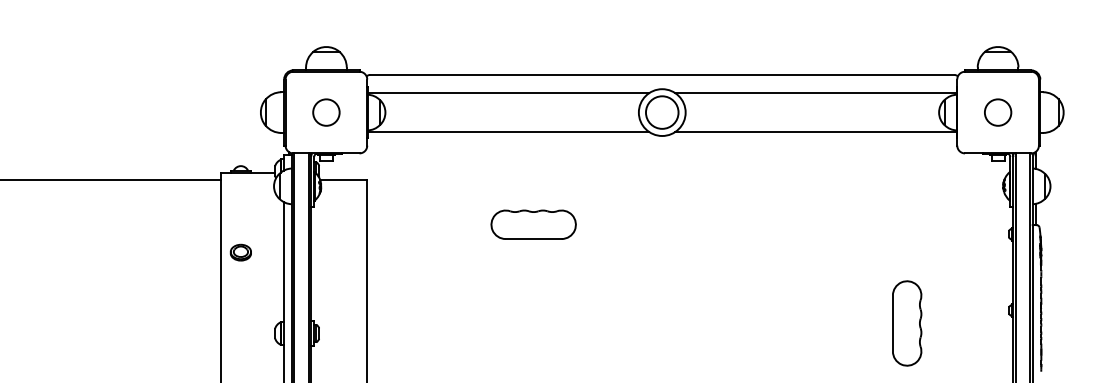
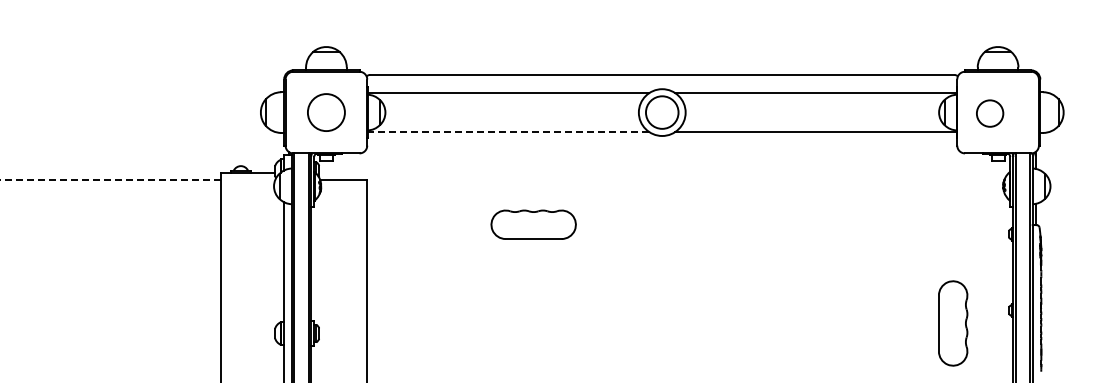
circle diameter: 26 px -> 37 px (325, 112)
circle position: (998, 112) -> (990, 113) (990, 113)
line: solid -> dashed (508, 131)
line: solid -> dashed (110, 180)
part: present -> none (240, 252)
part position: (907, 323) -> (953, 323) (953, 323)
